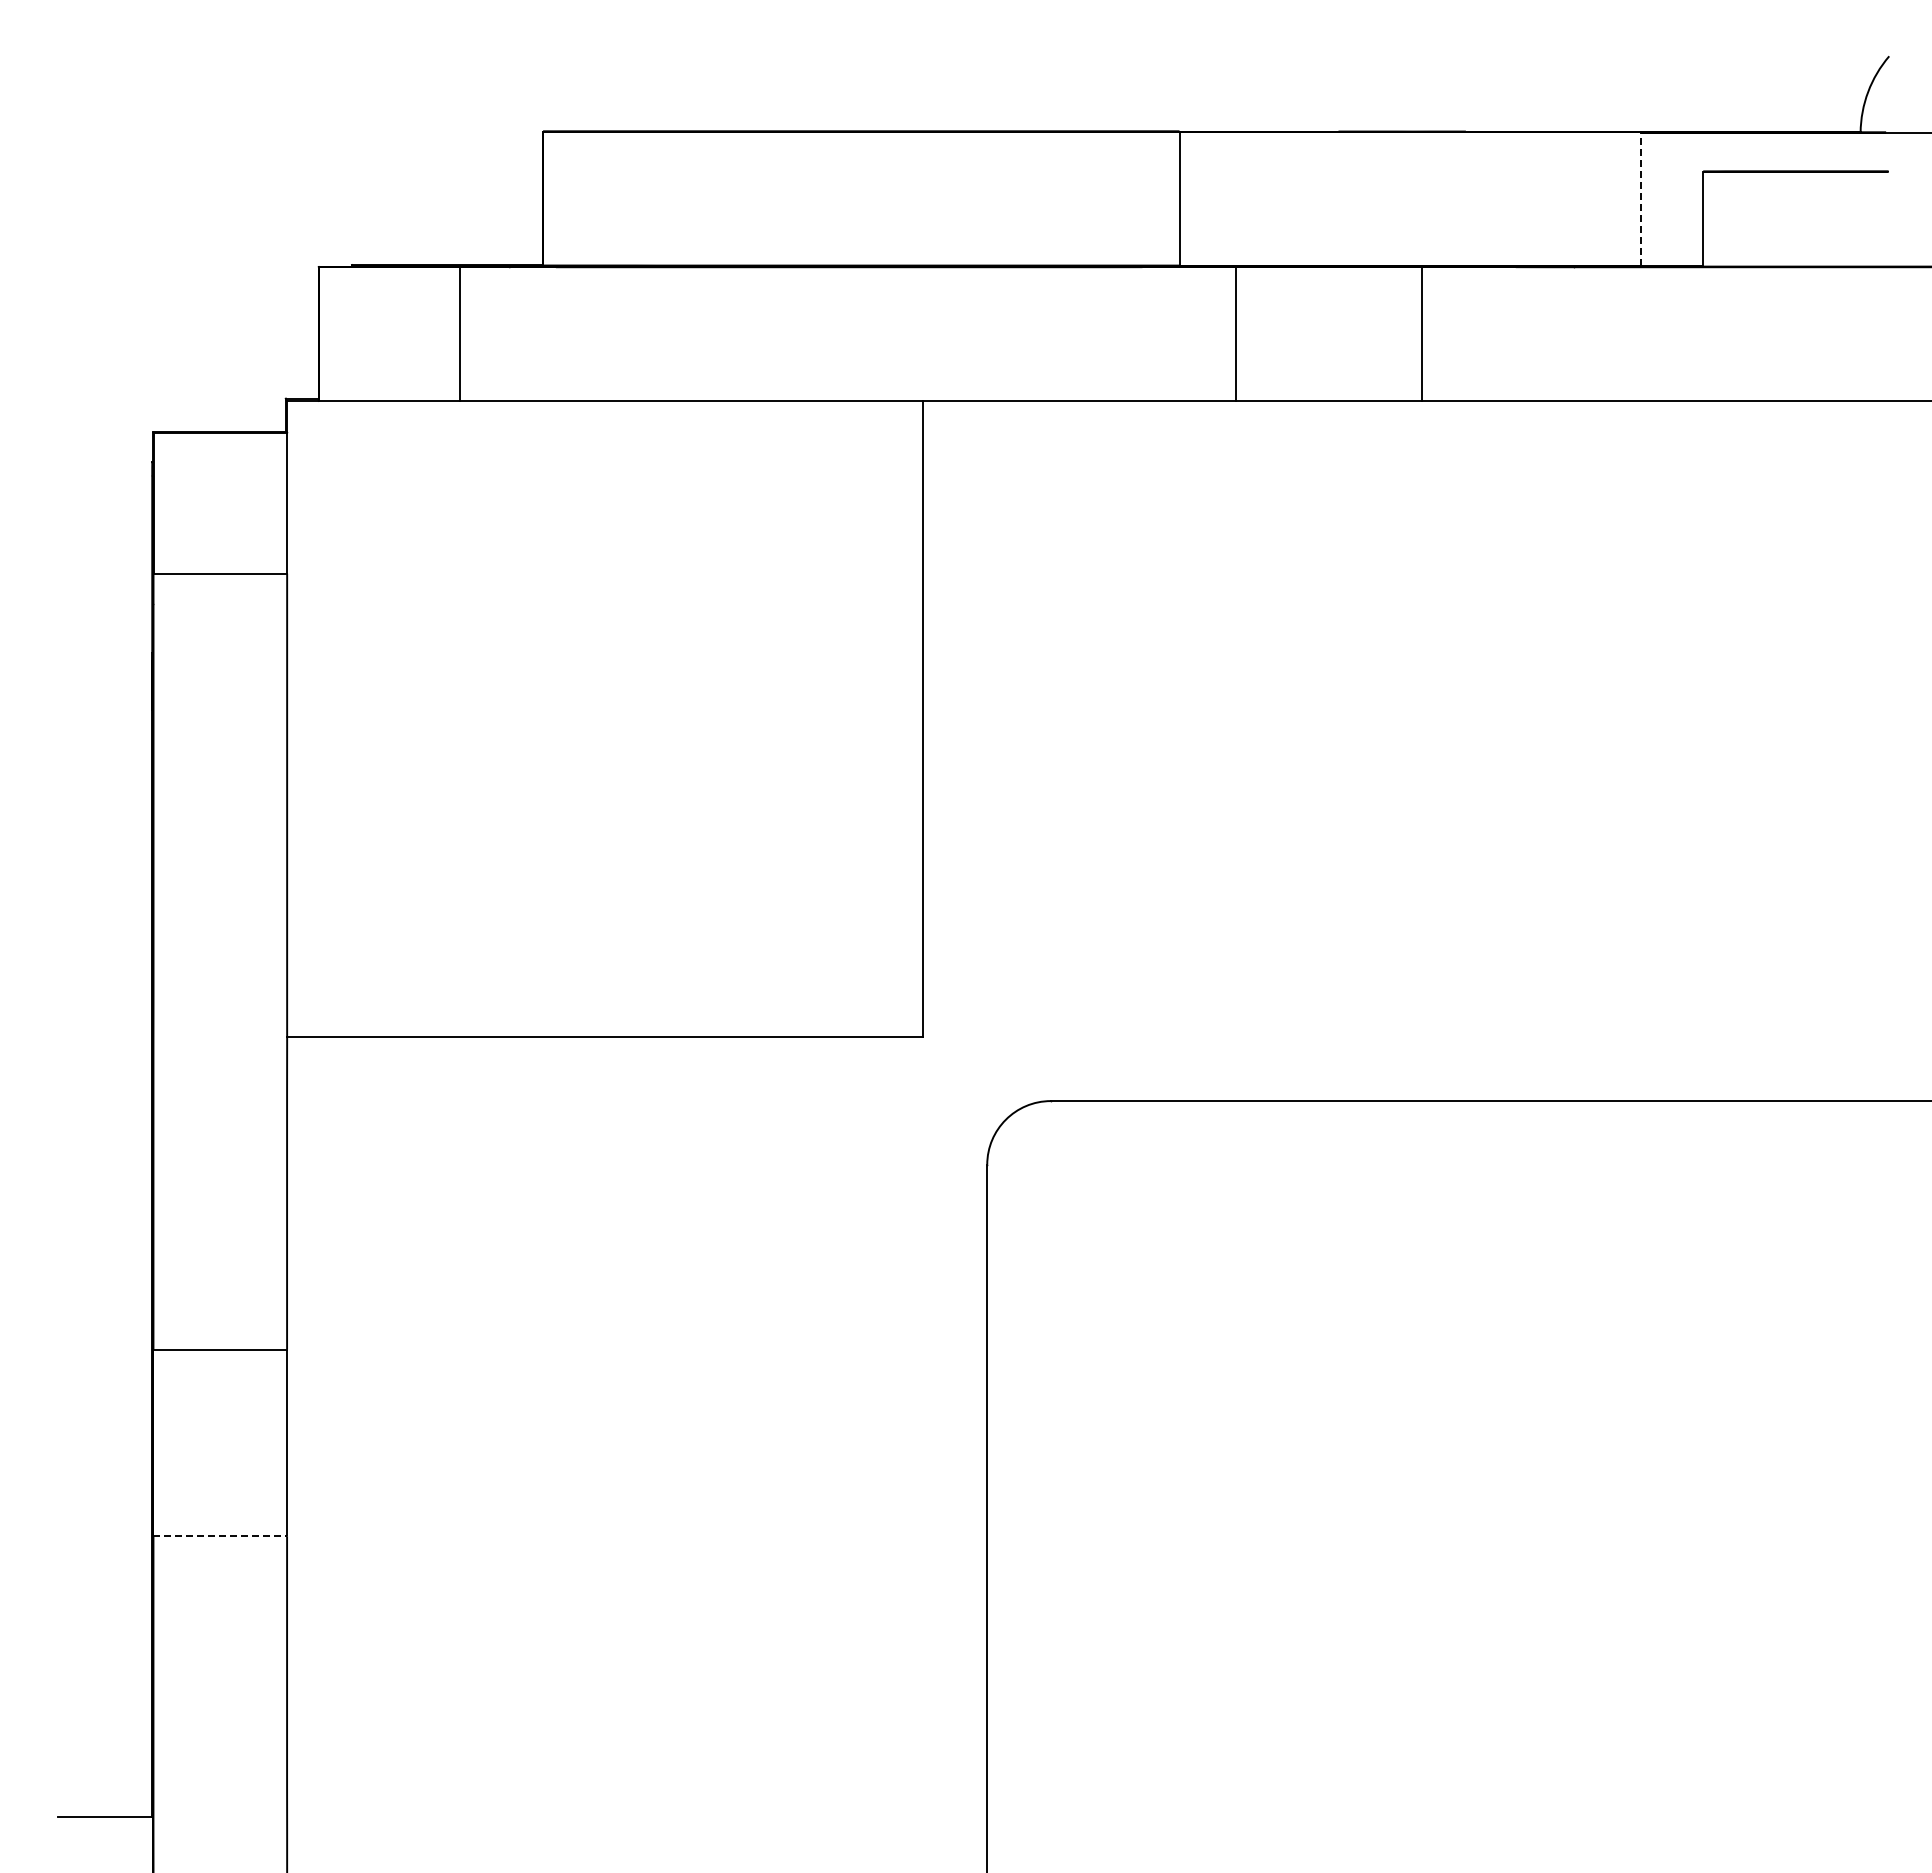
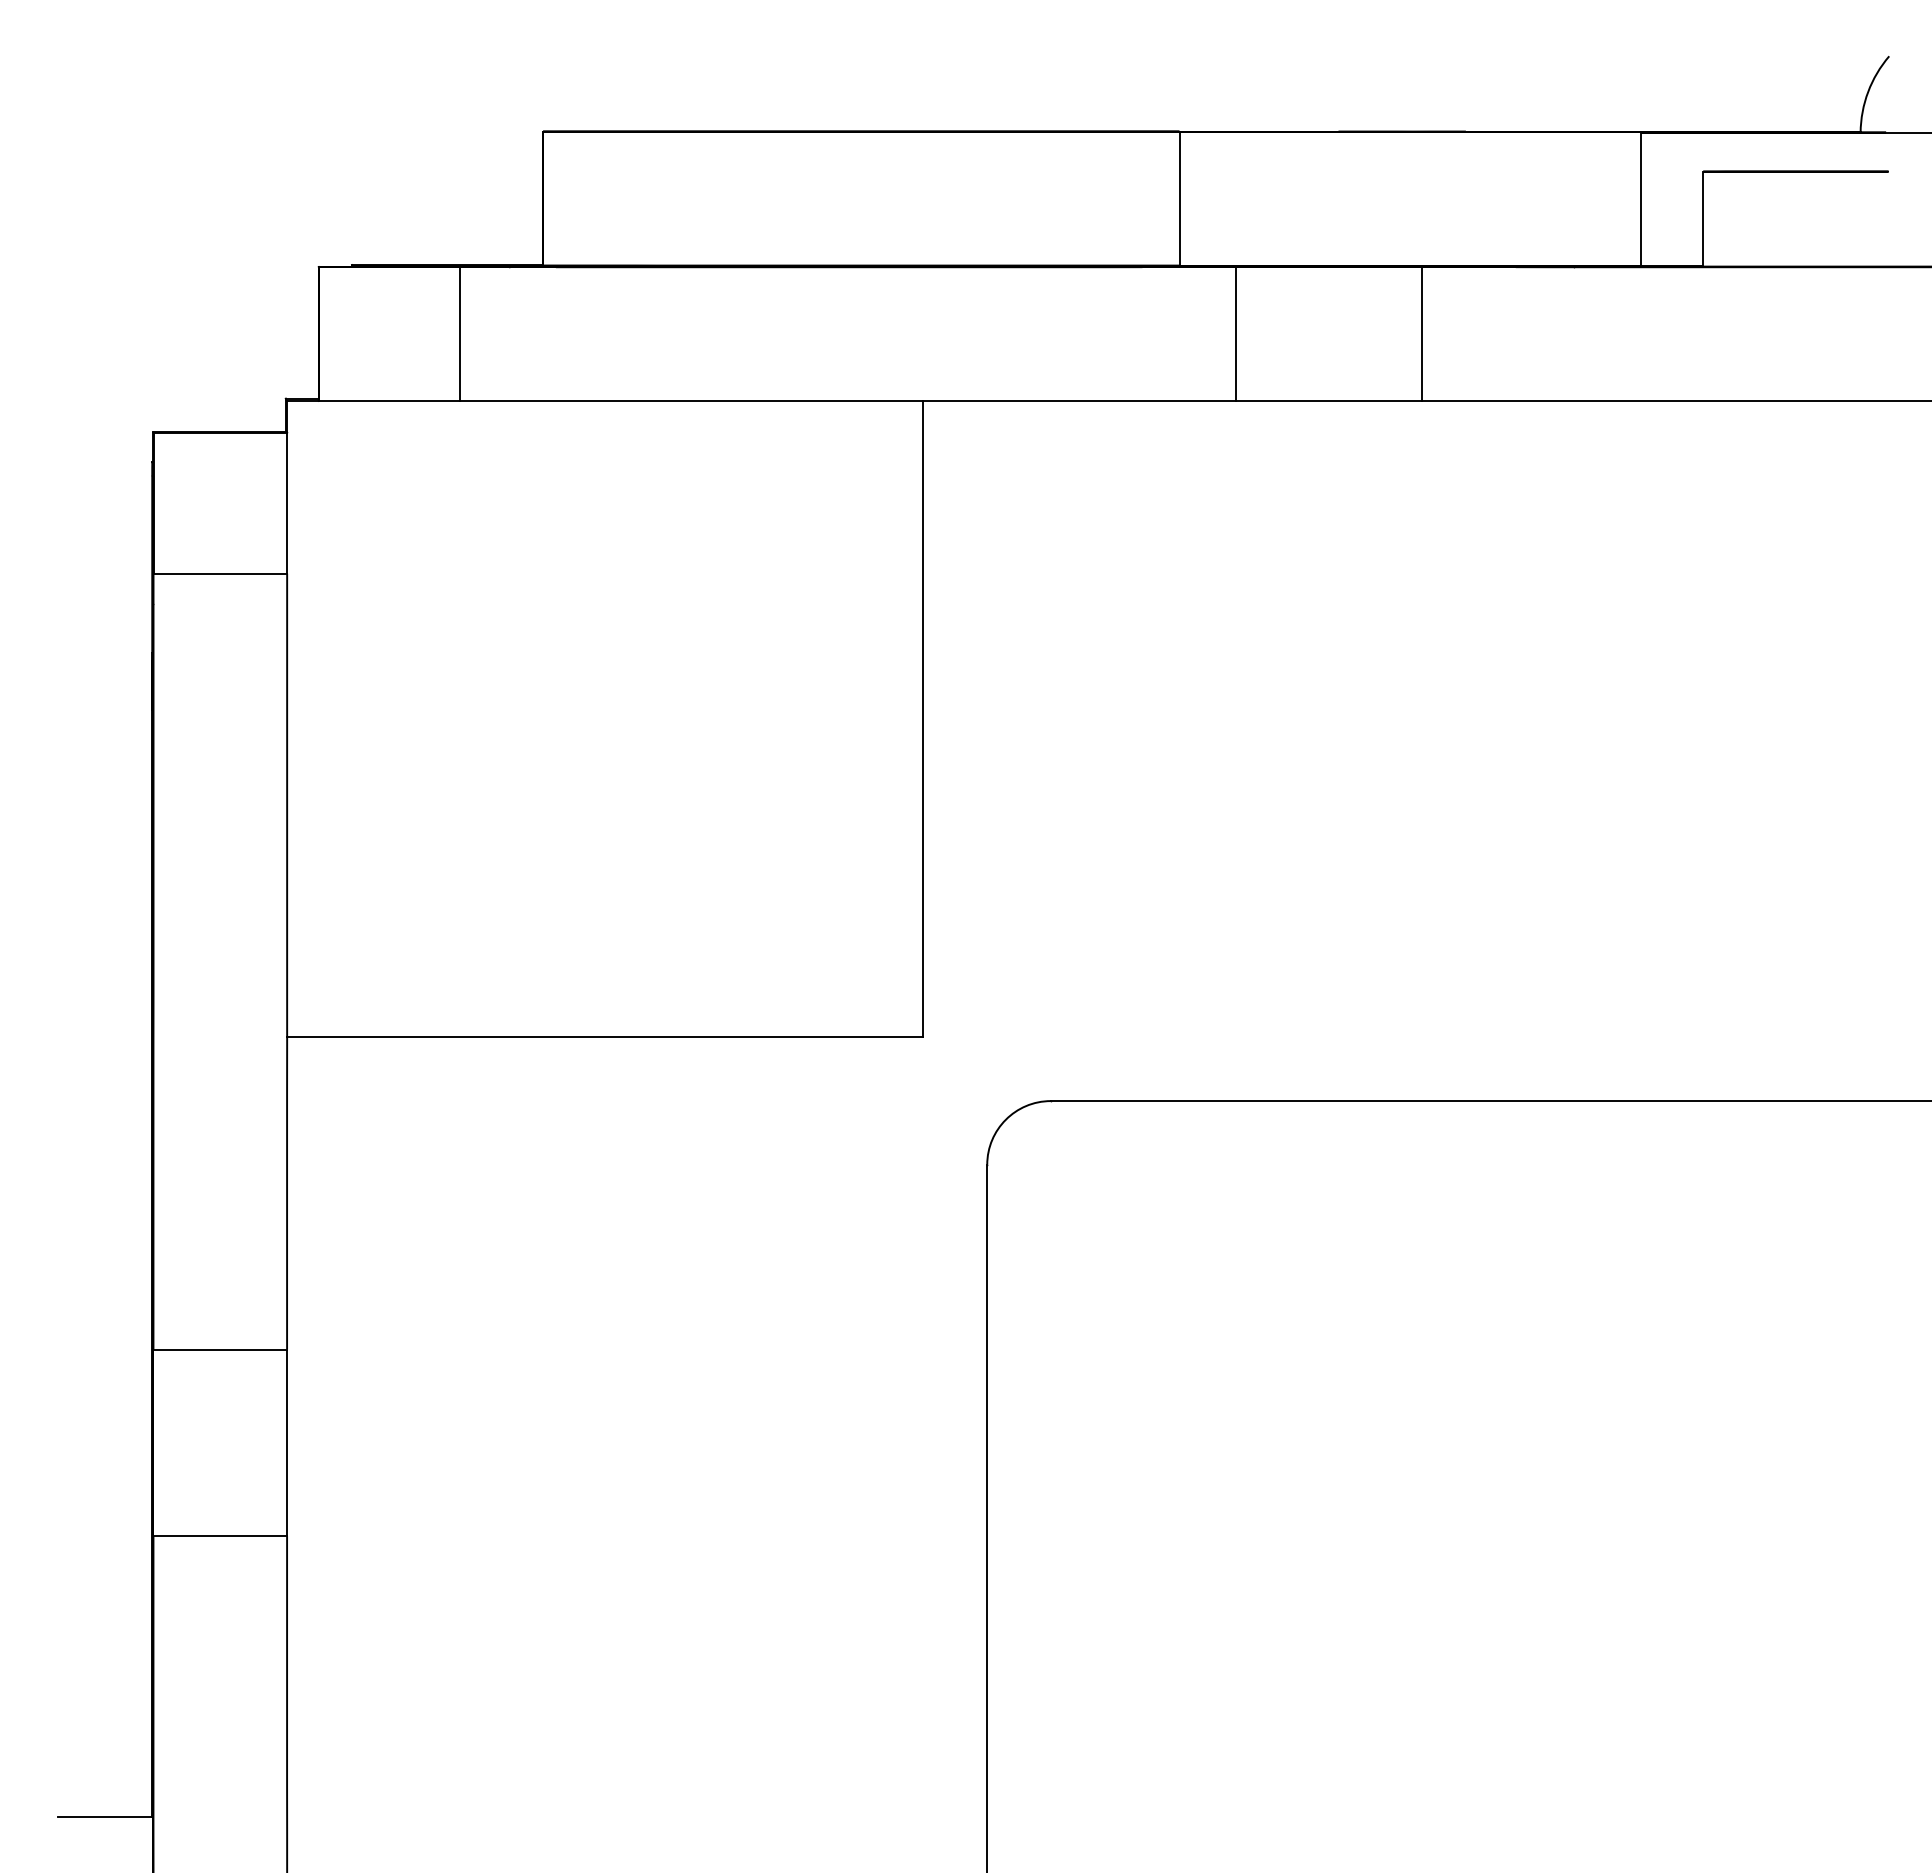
line: dashed -> solid (1641, 199)
line: dashed -> solid (220, 1536)
